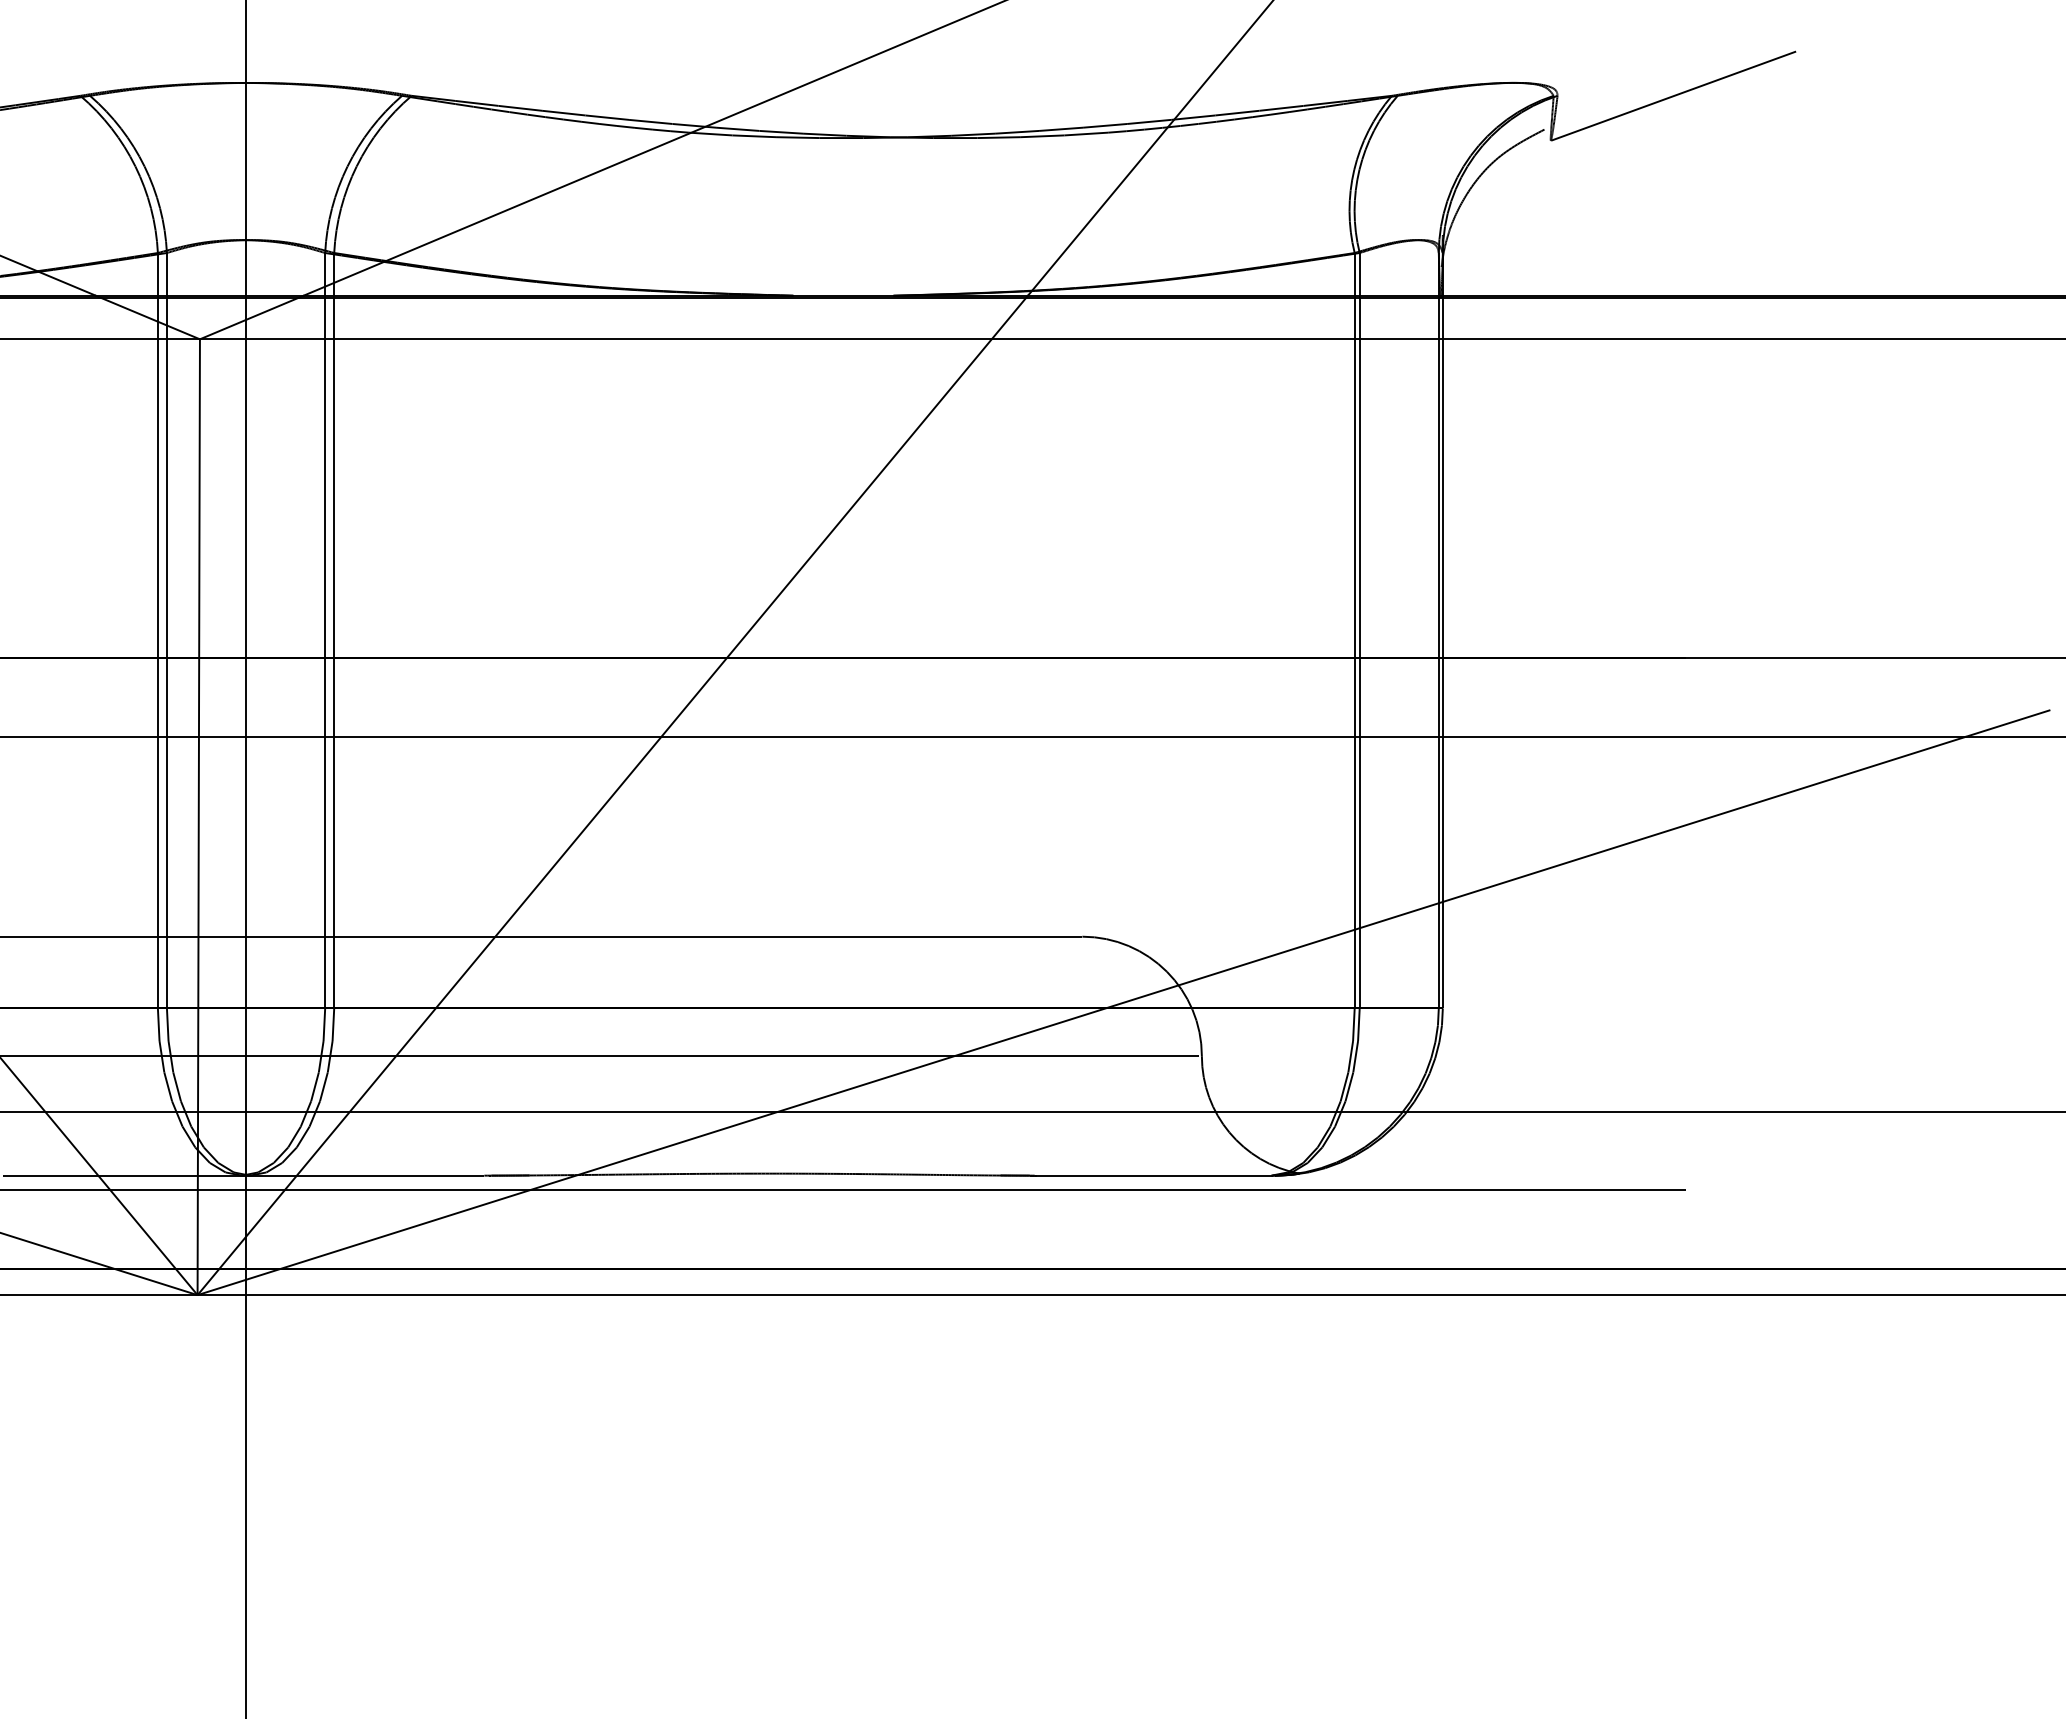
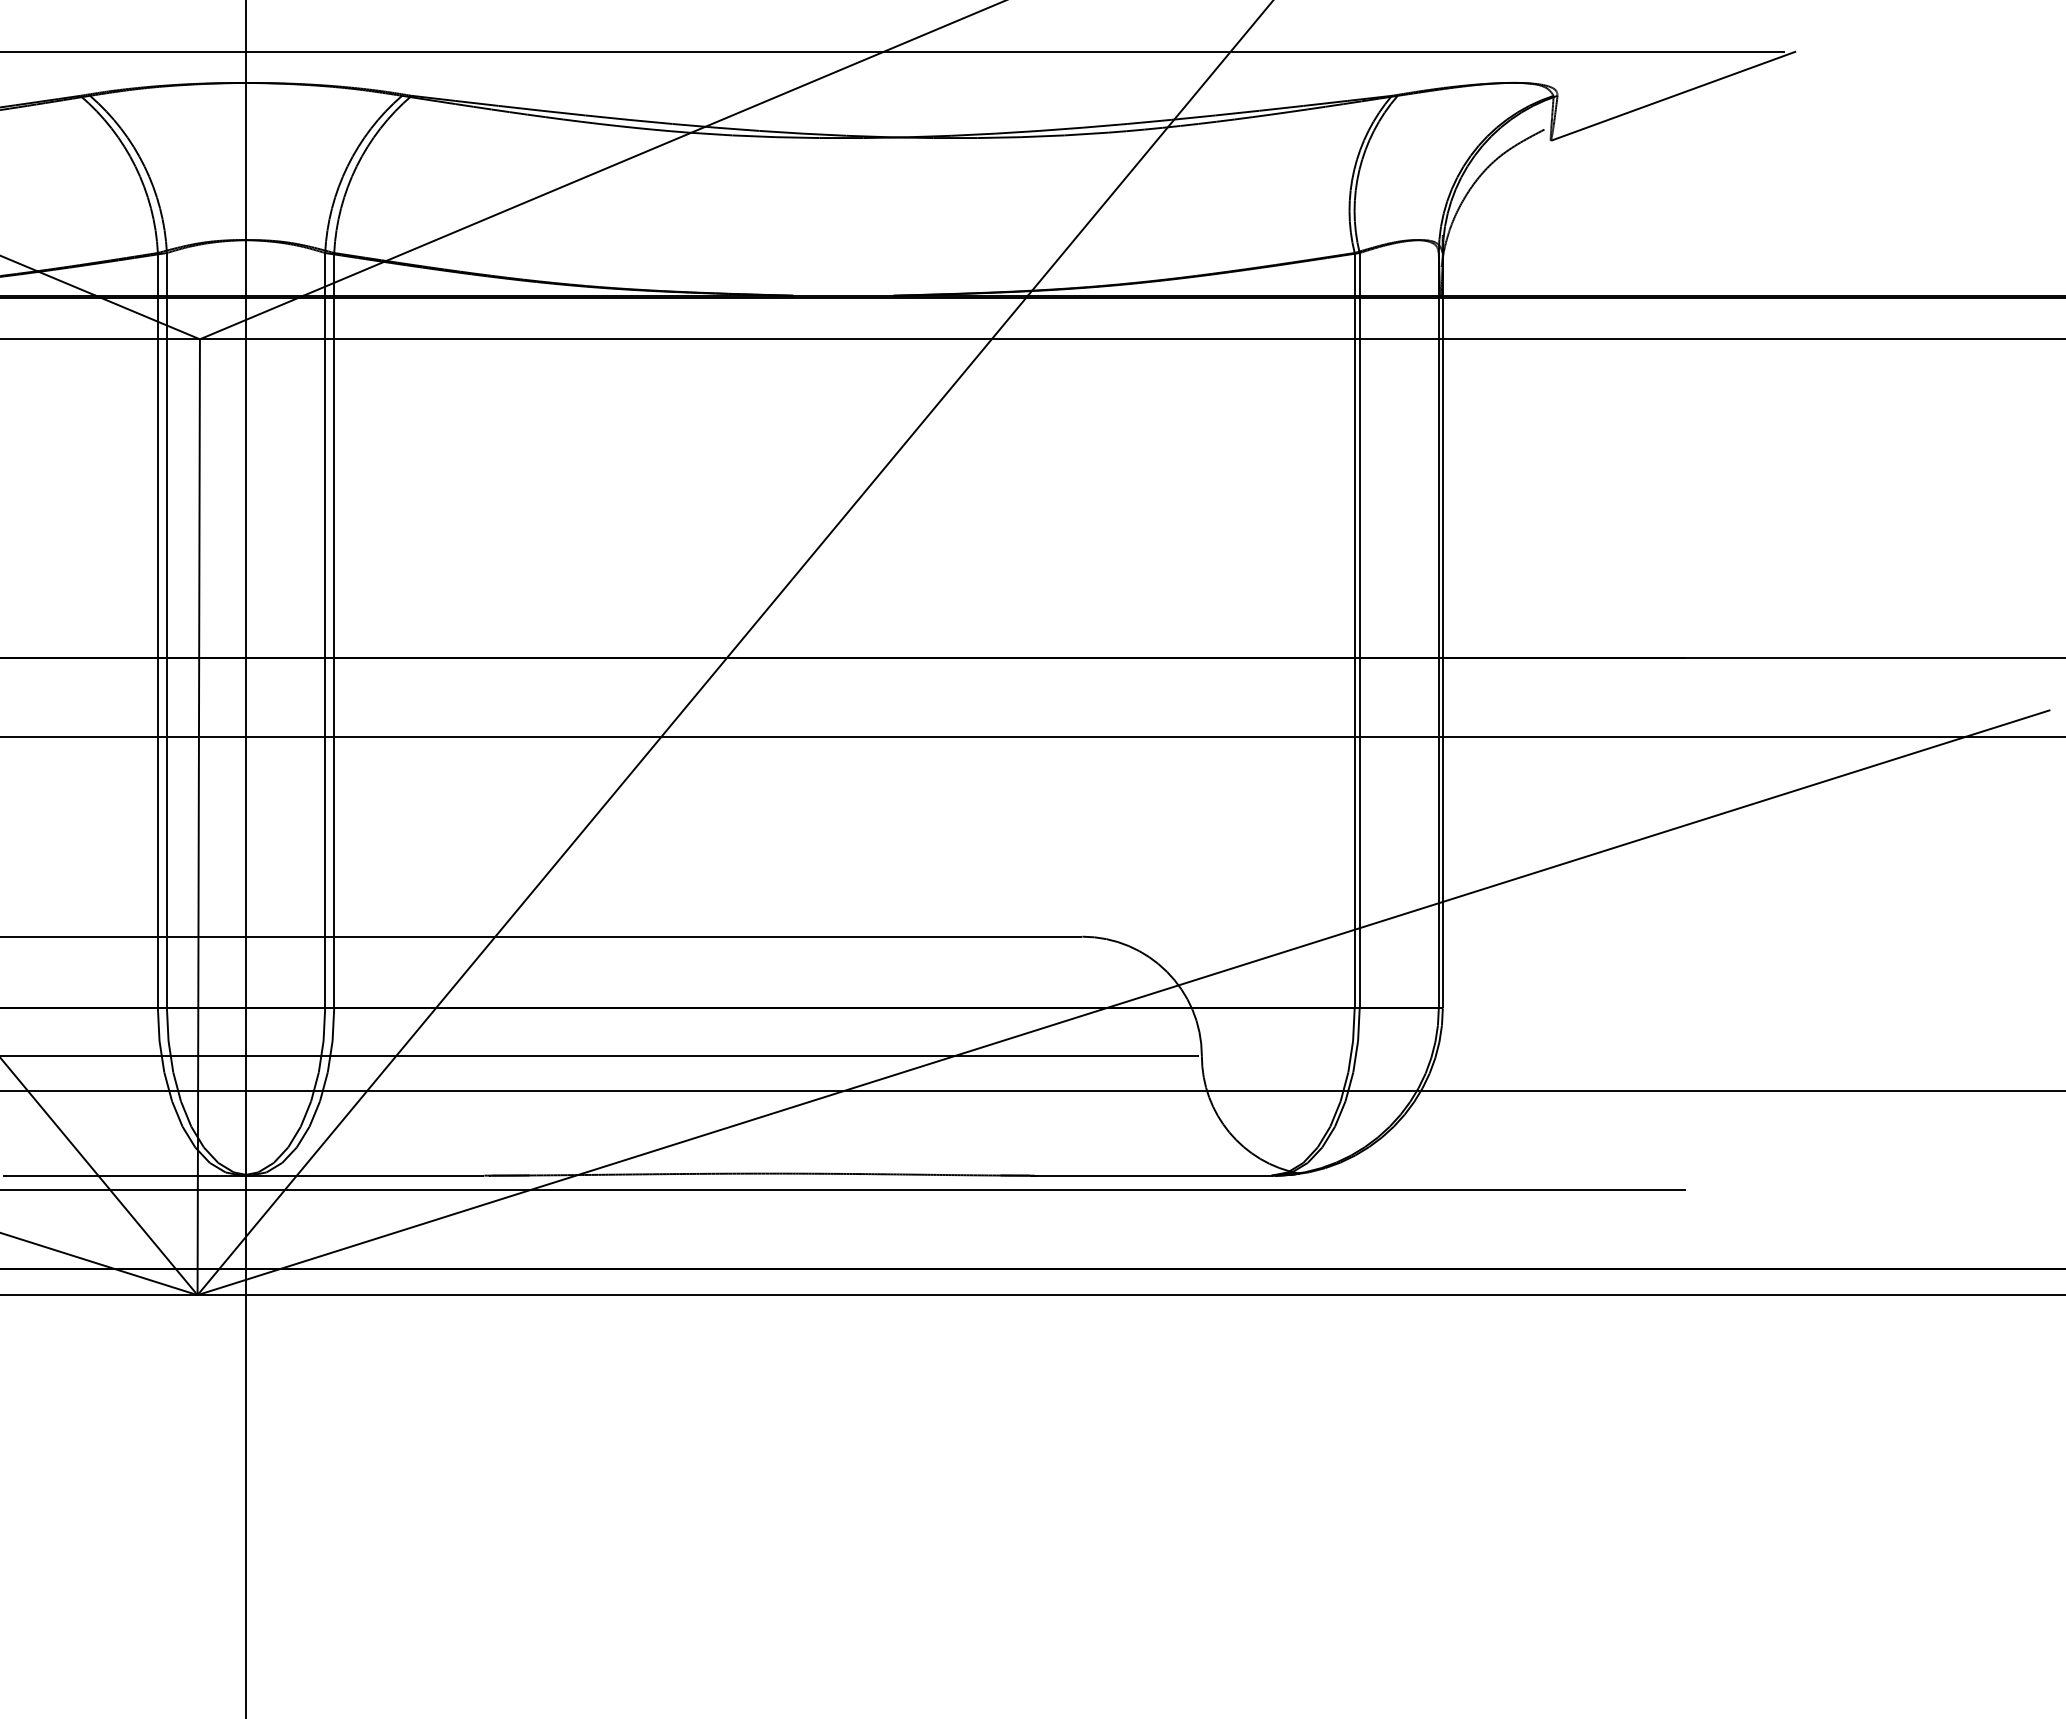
line: none -> present (893, 51)
line position: (1032, 1111) -> (1032, 1090) (1032, 1090)
